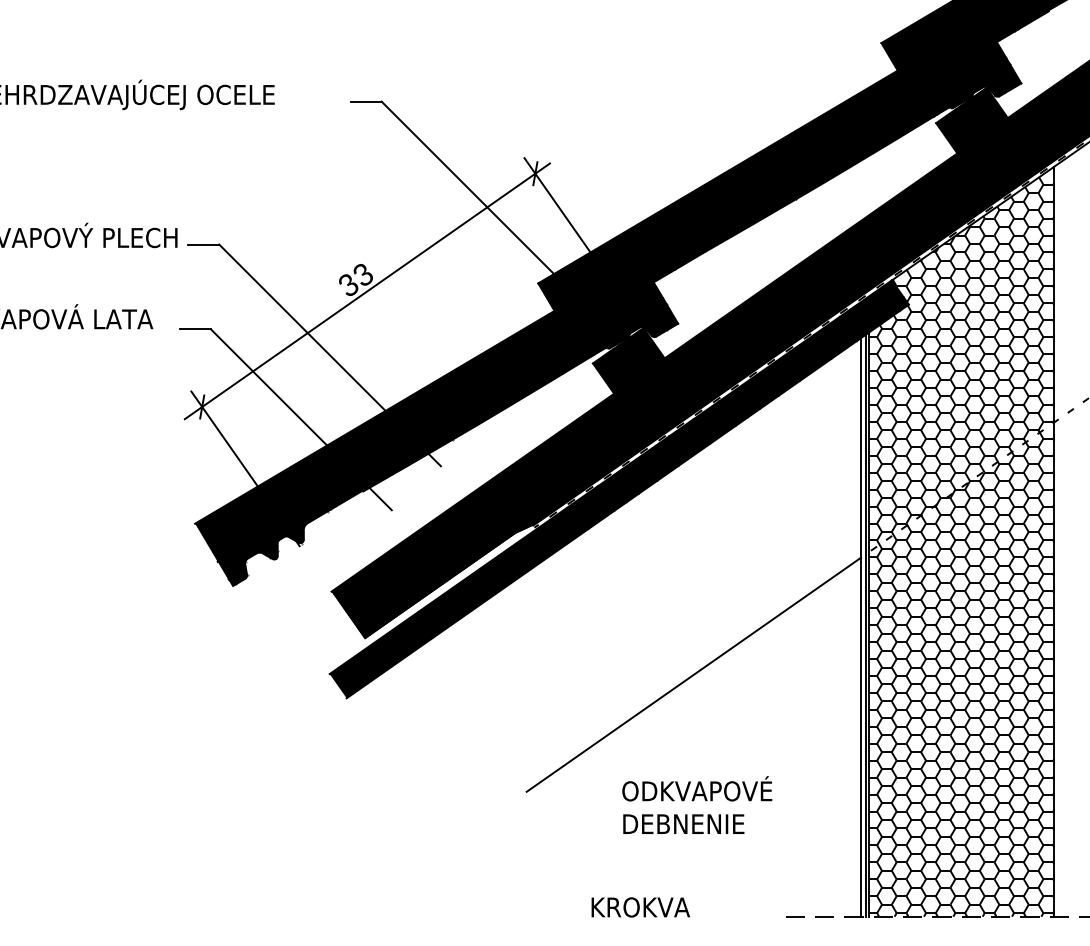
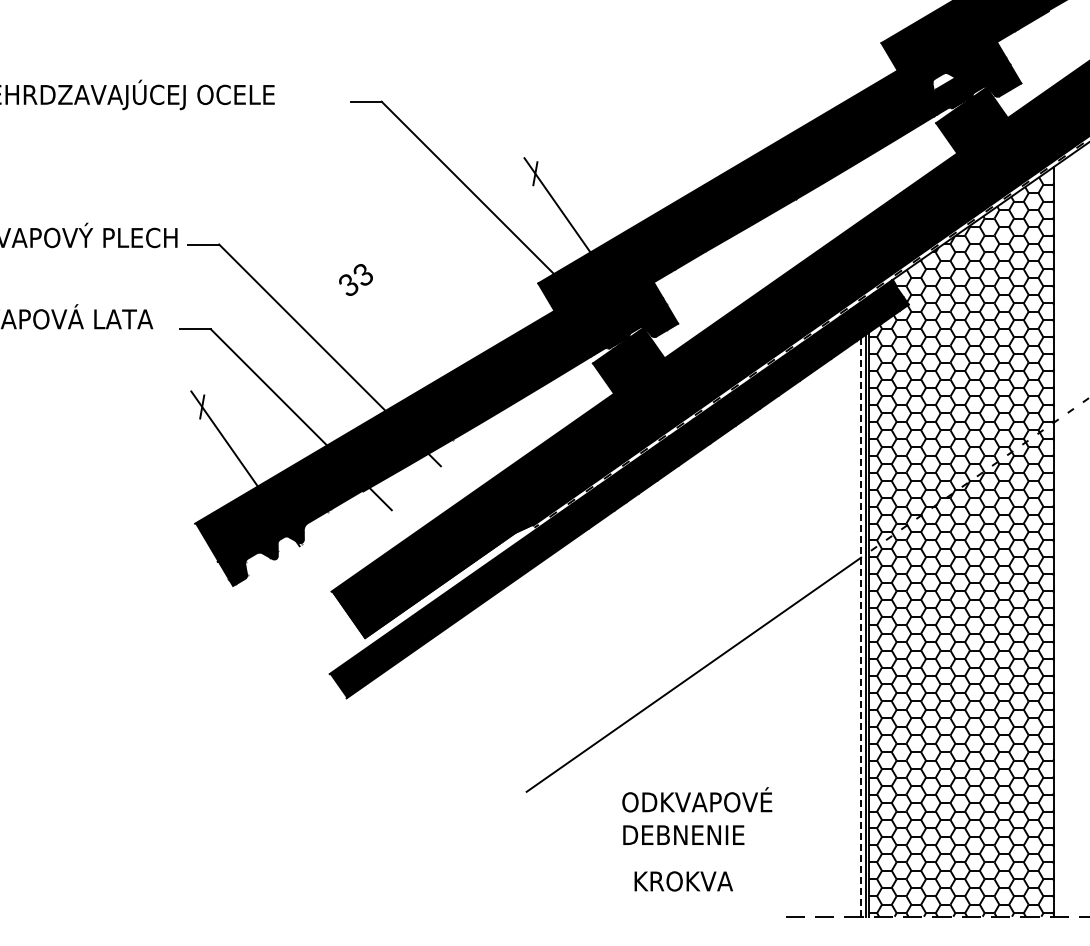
fill: present -> none (945, 82)
line: present -> none (366, 291)
line: solid -> dashed (860, 627)
text position: (697, 804) -> (697, 815) (697, 815)
text position: (640, 907) -> (683, 881) (683, 881)
